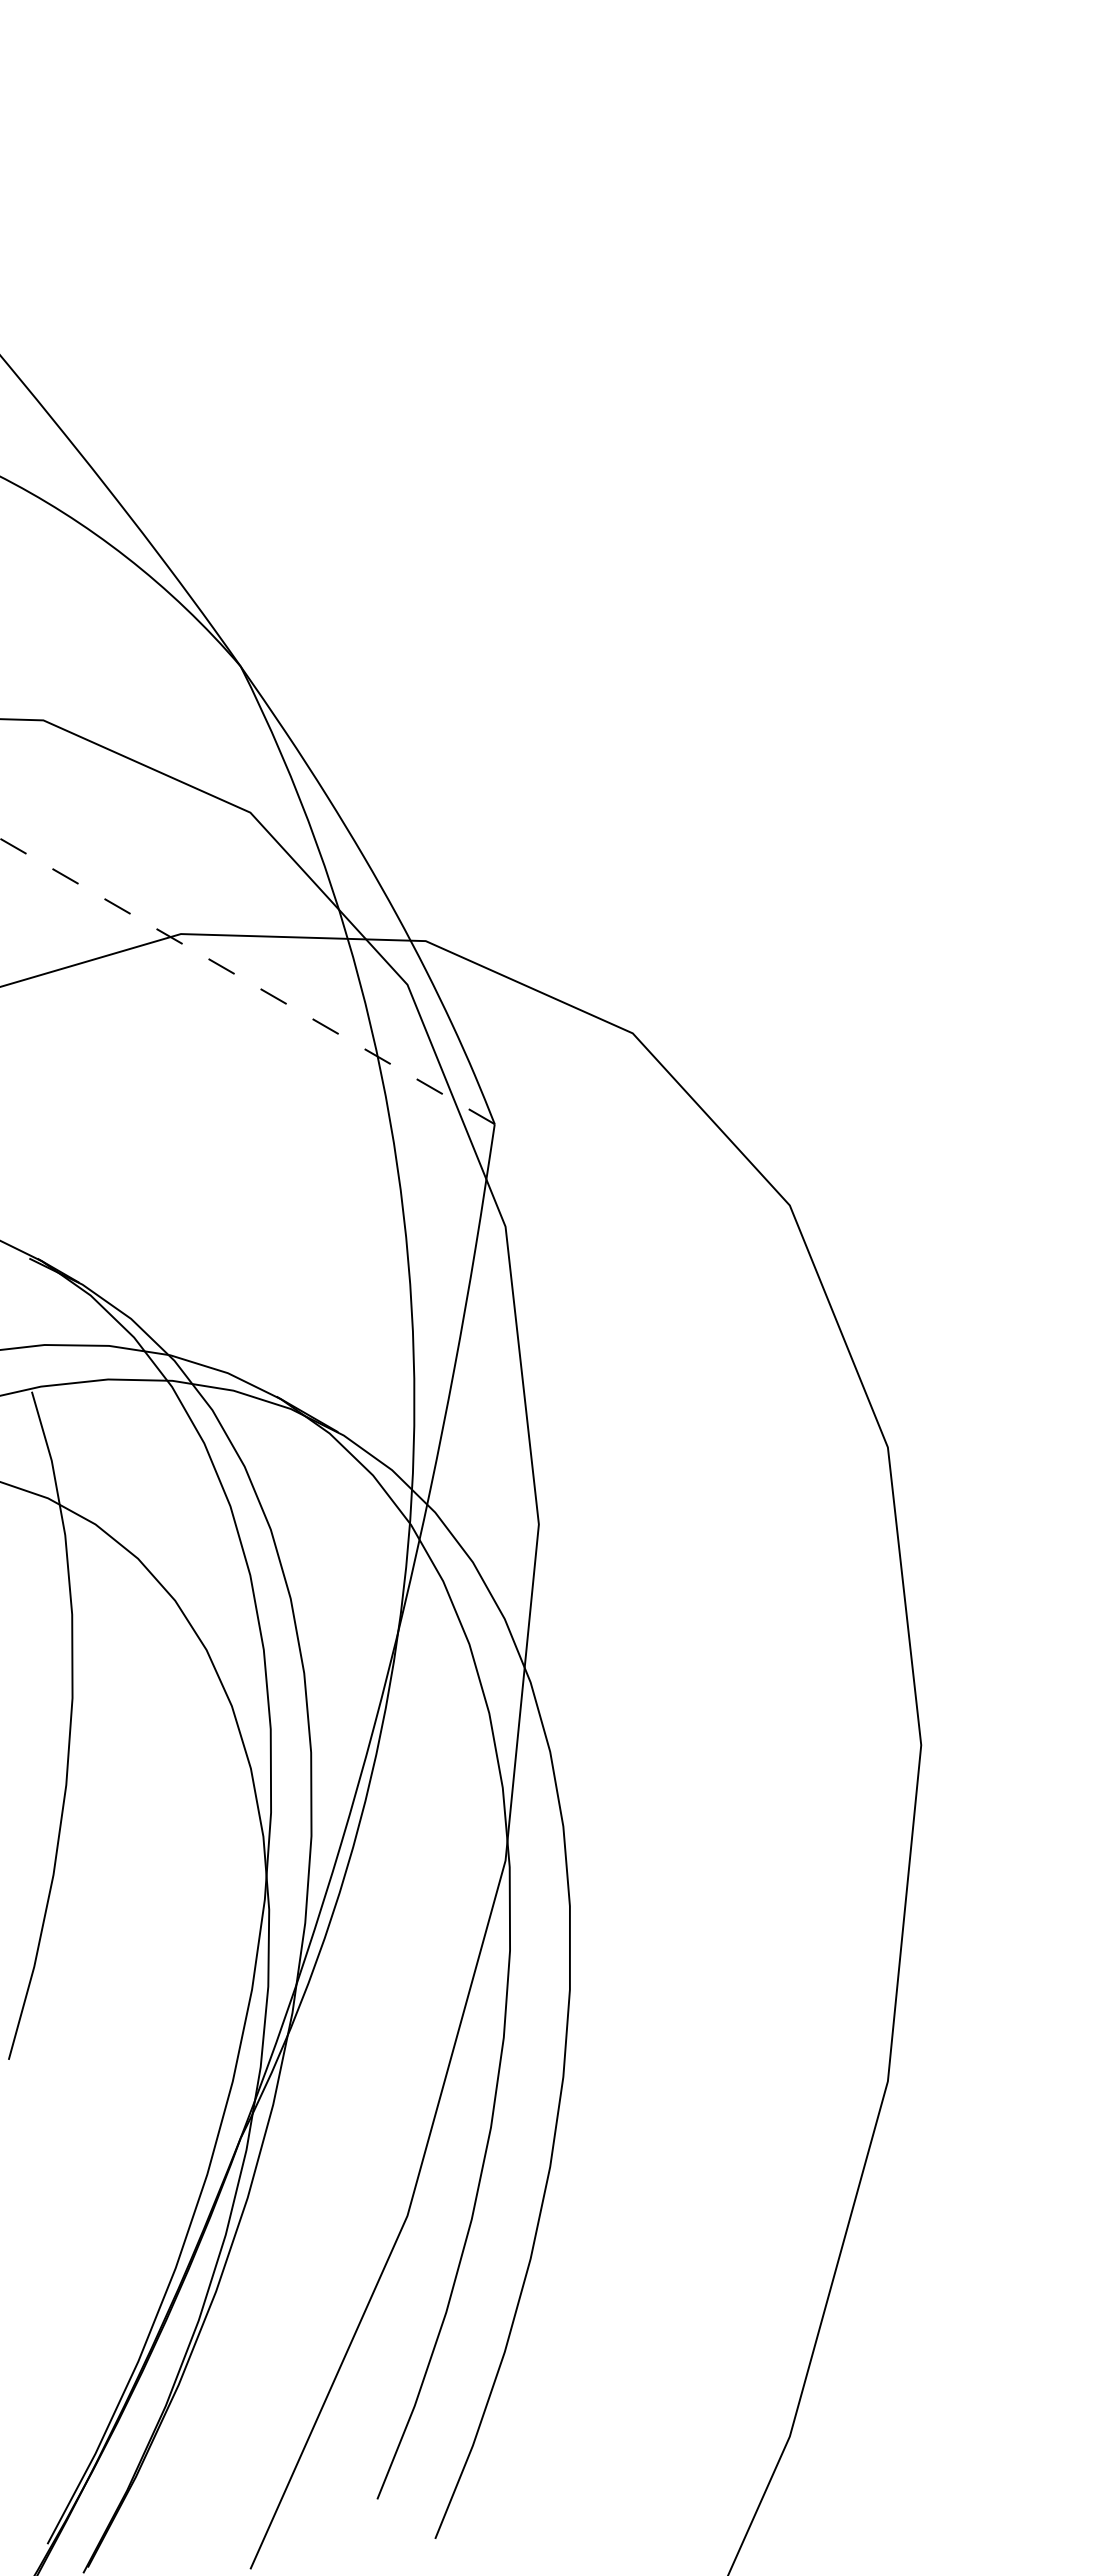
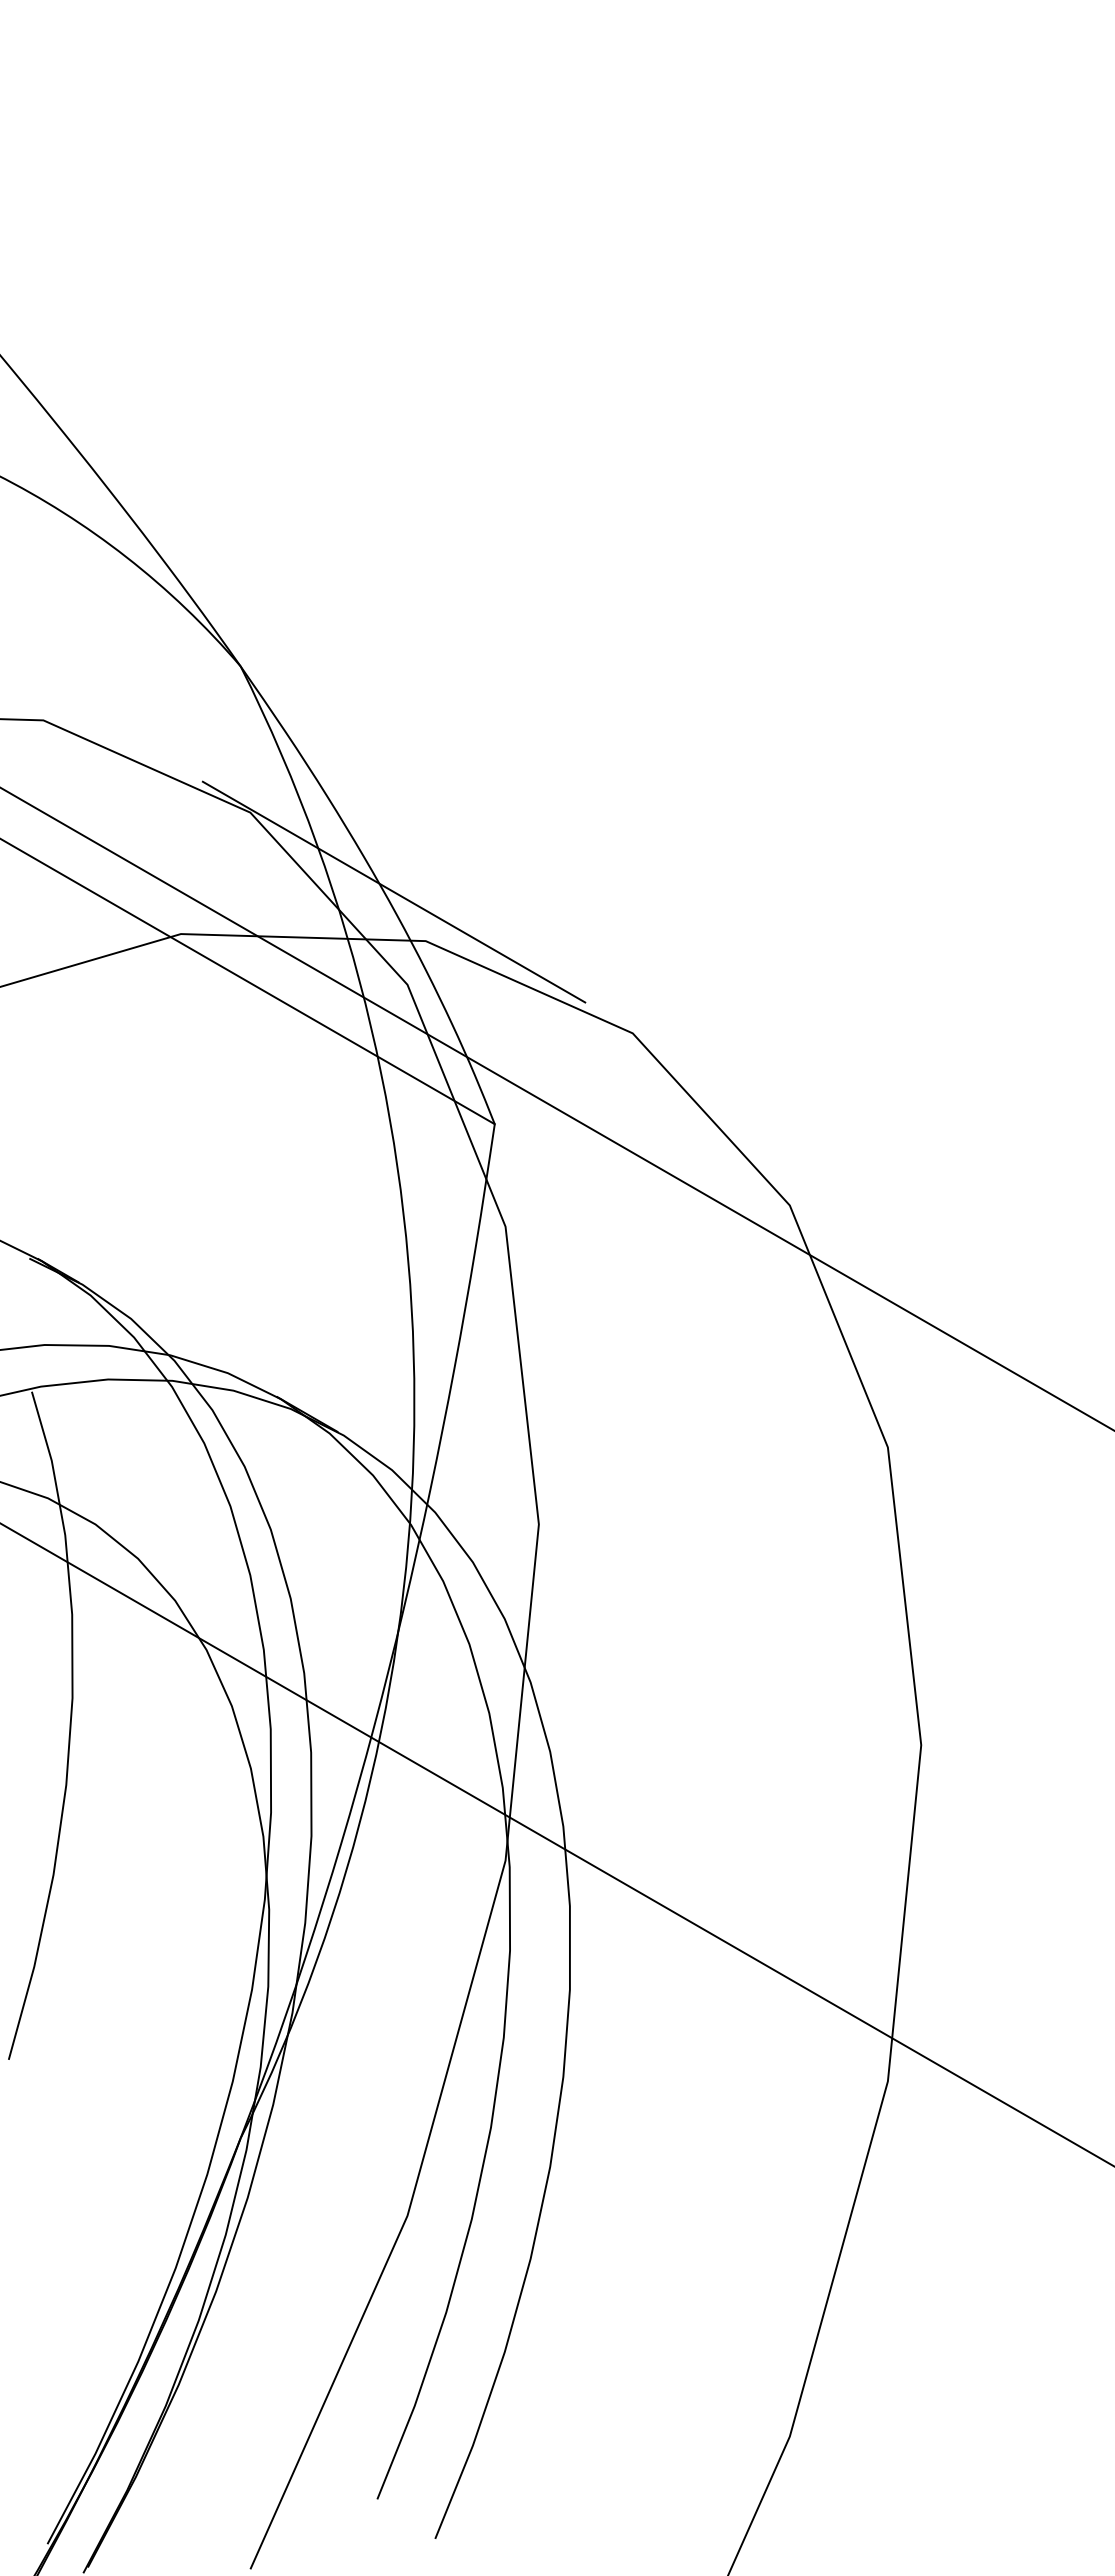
line: none -> present (393, 891)
line: dashed -> solid (247, 981)
line: none -> present (556, 1109)
line: none -> present (556, 1844)
